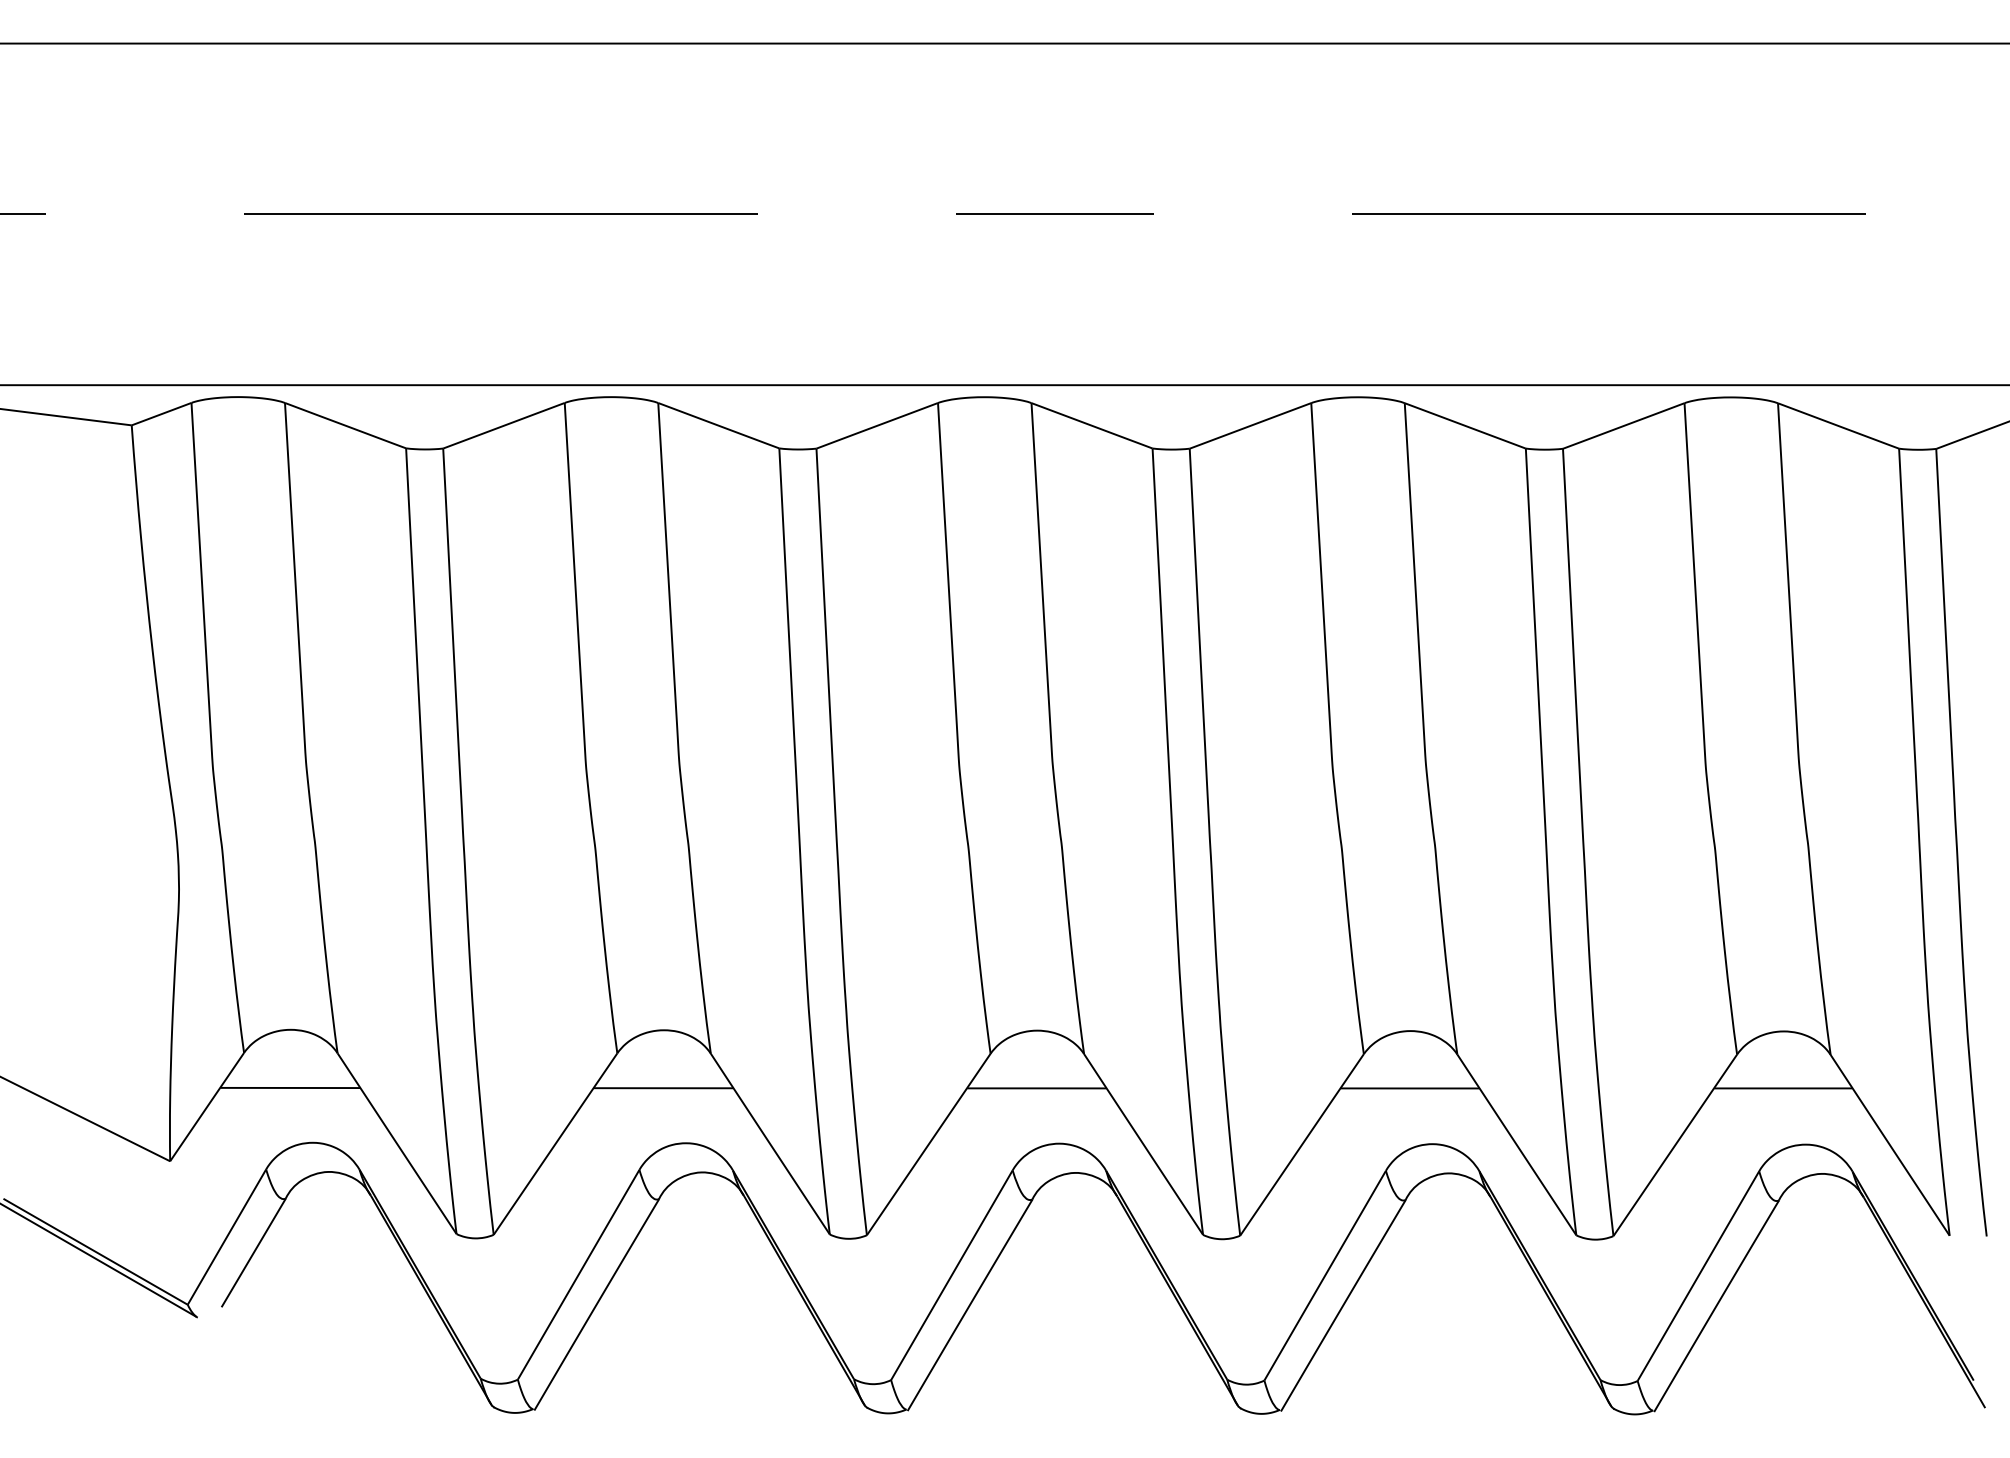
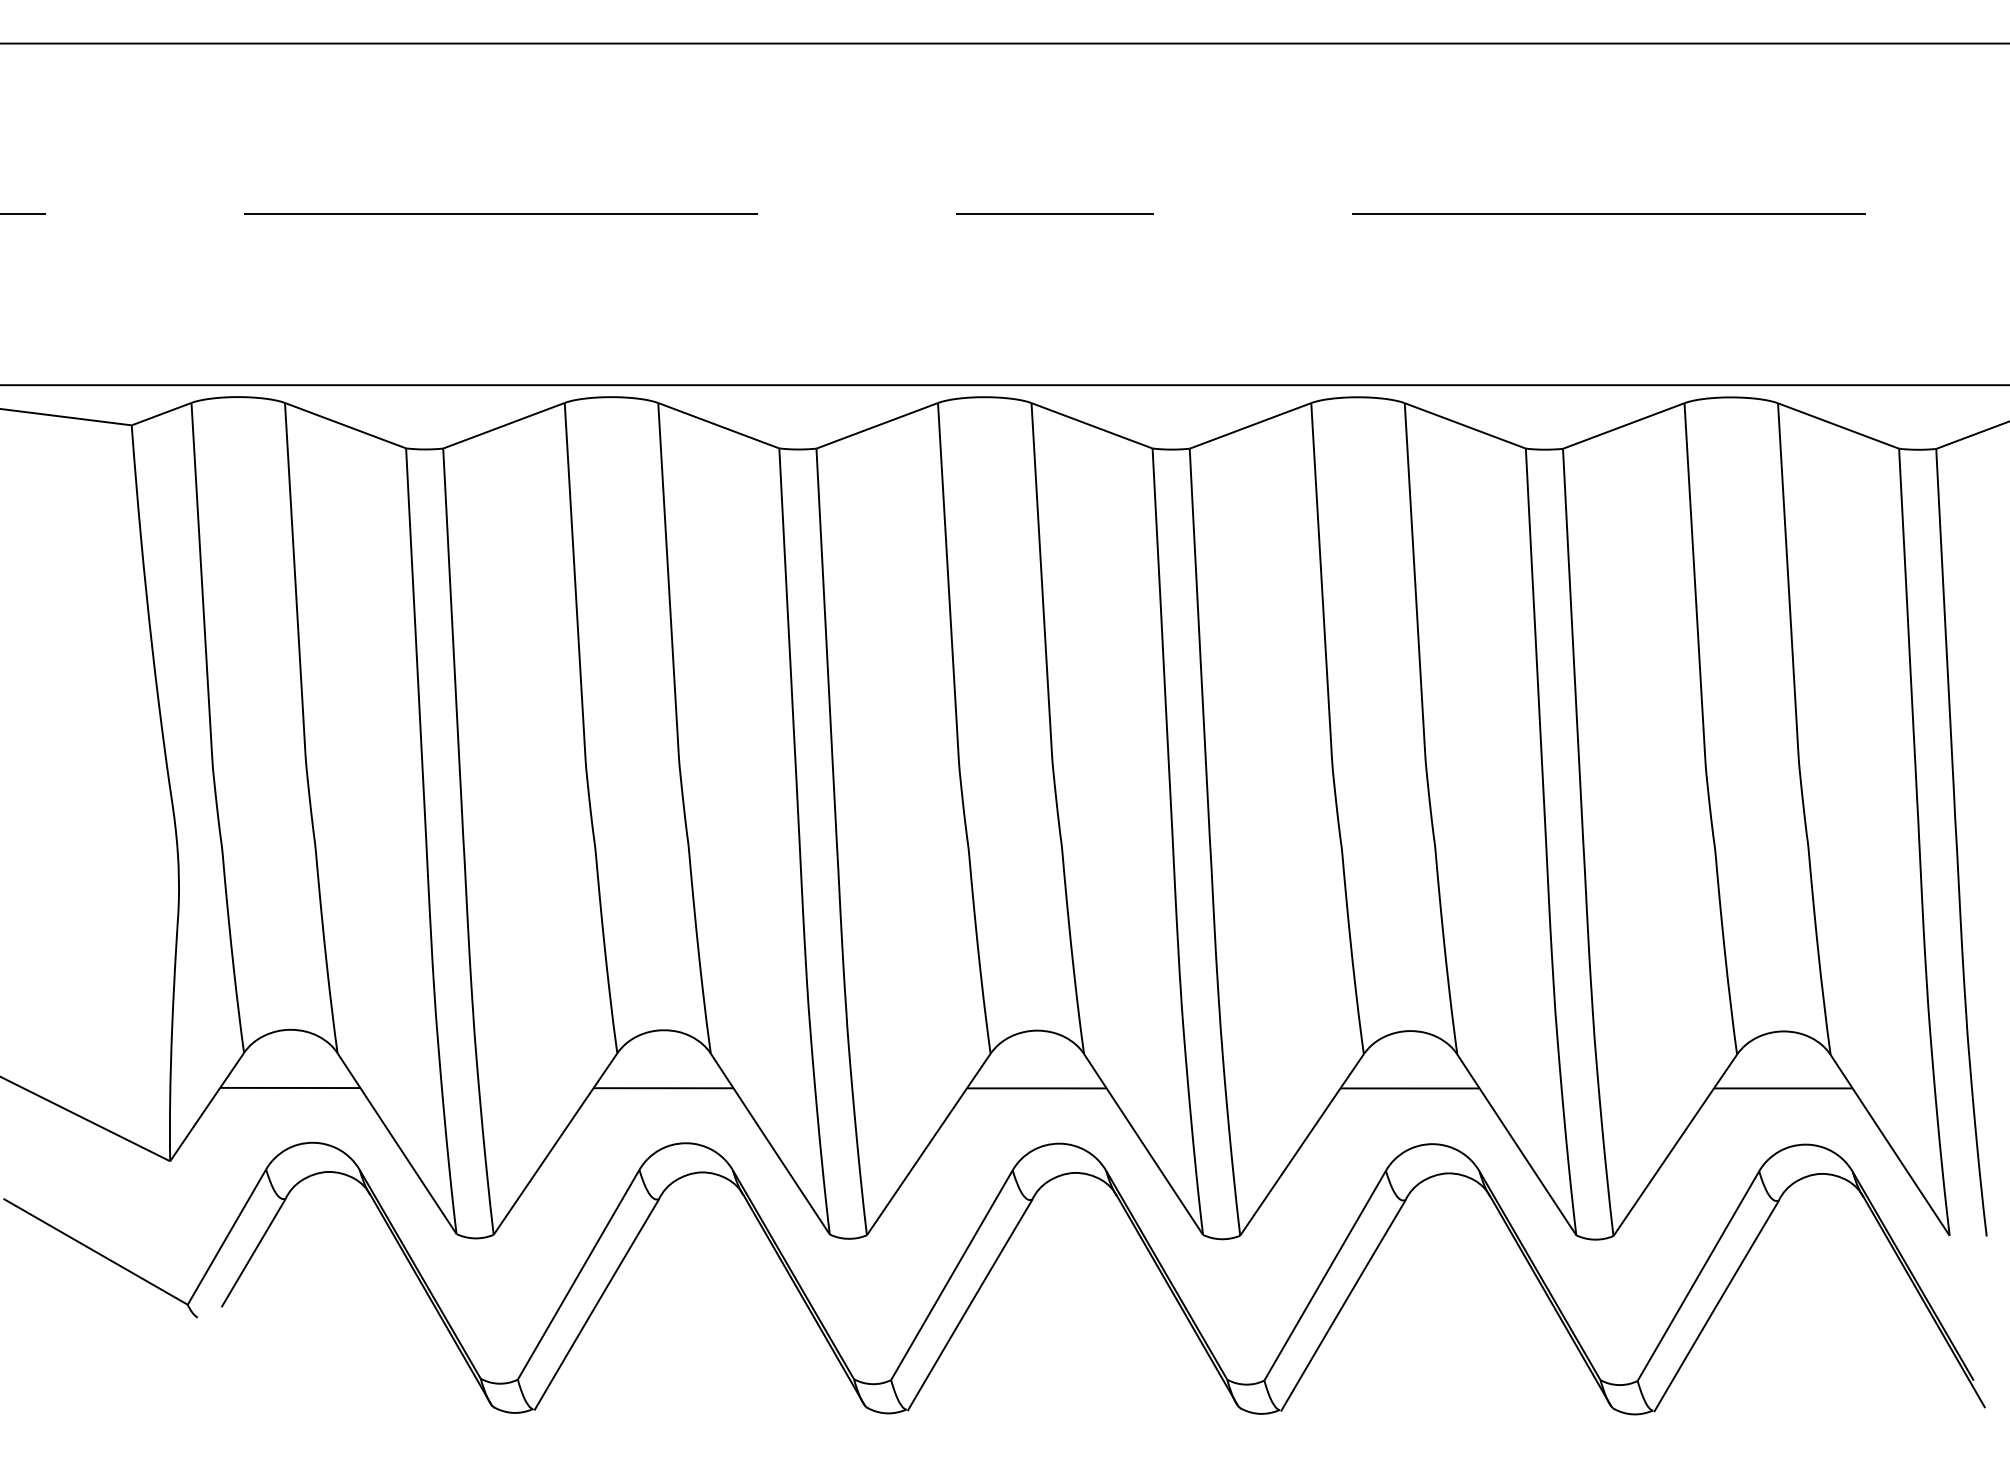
line: present -> none (98, 1260)
